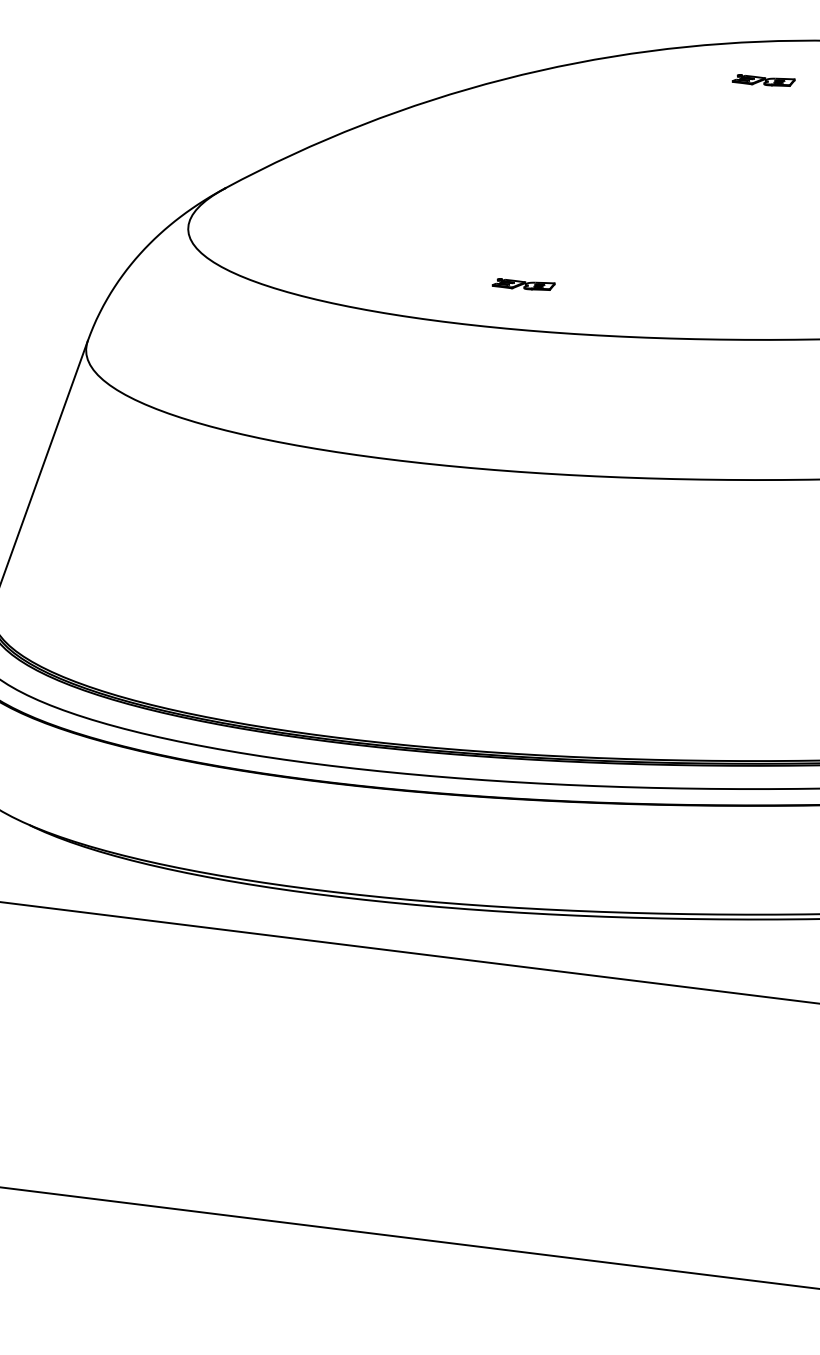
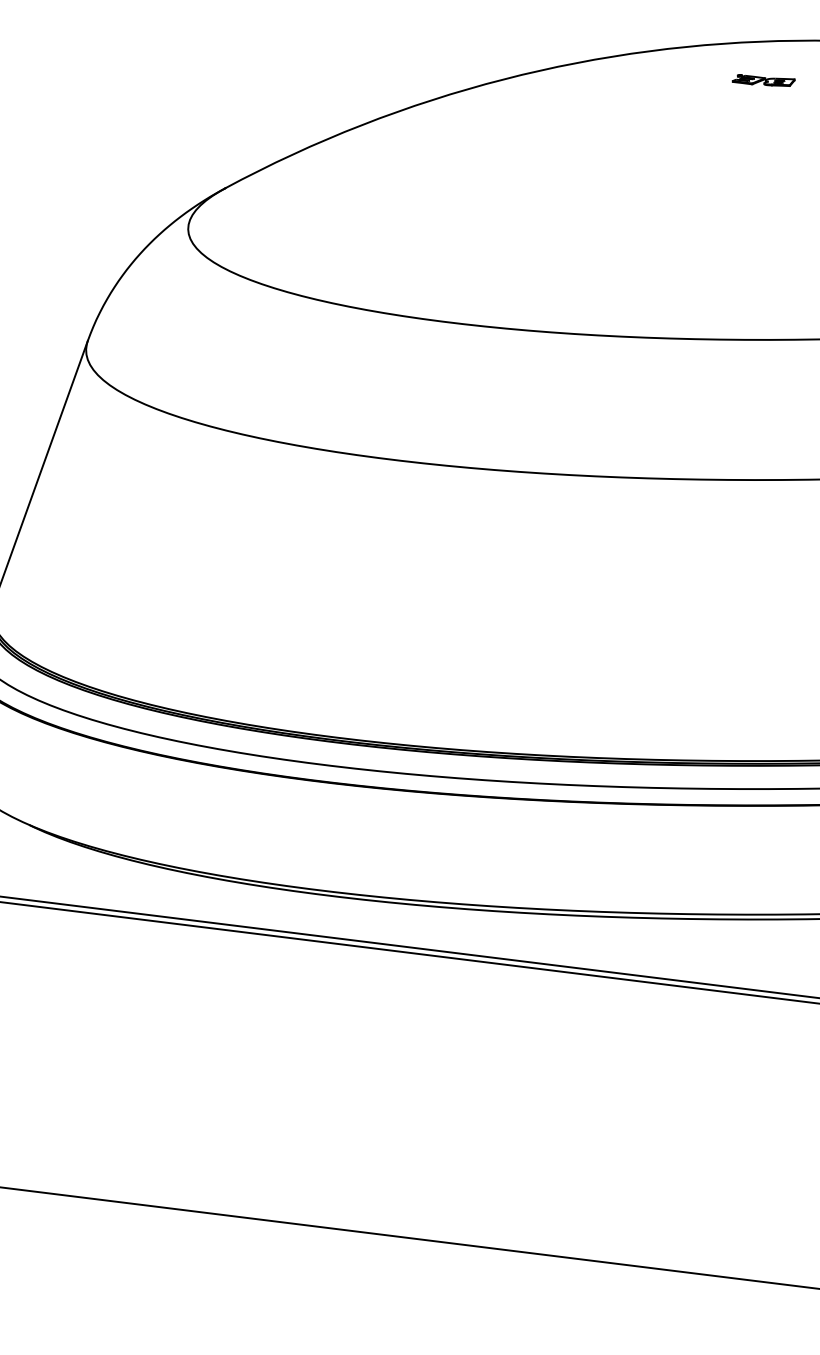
part: present -> none (523, 284)
line: none -> present (409, 946)
